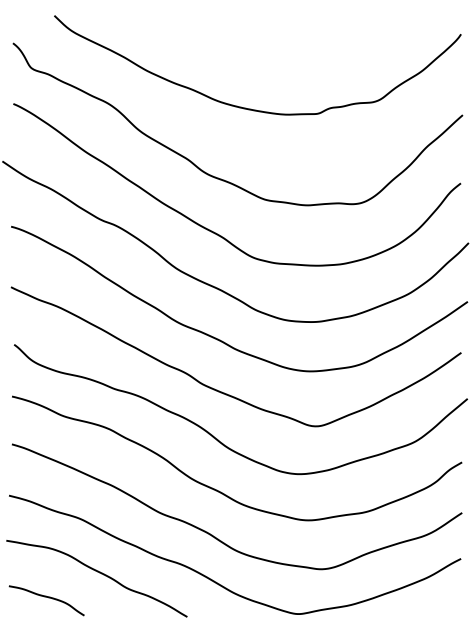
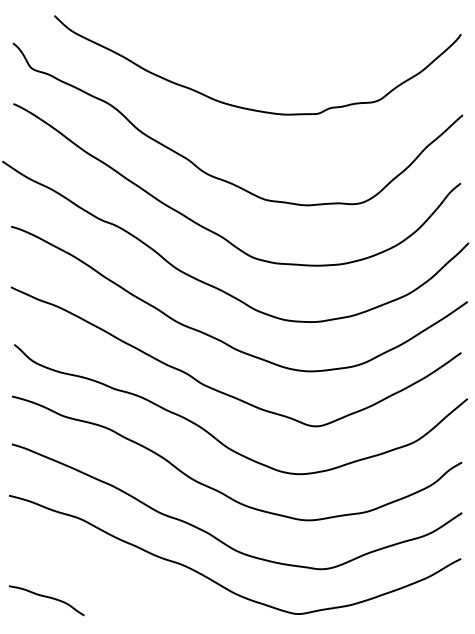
curve: present -> none (99, 573)
